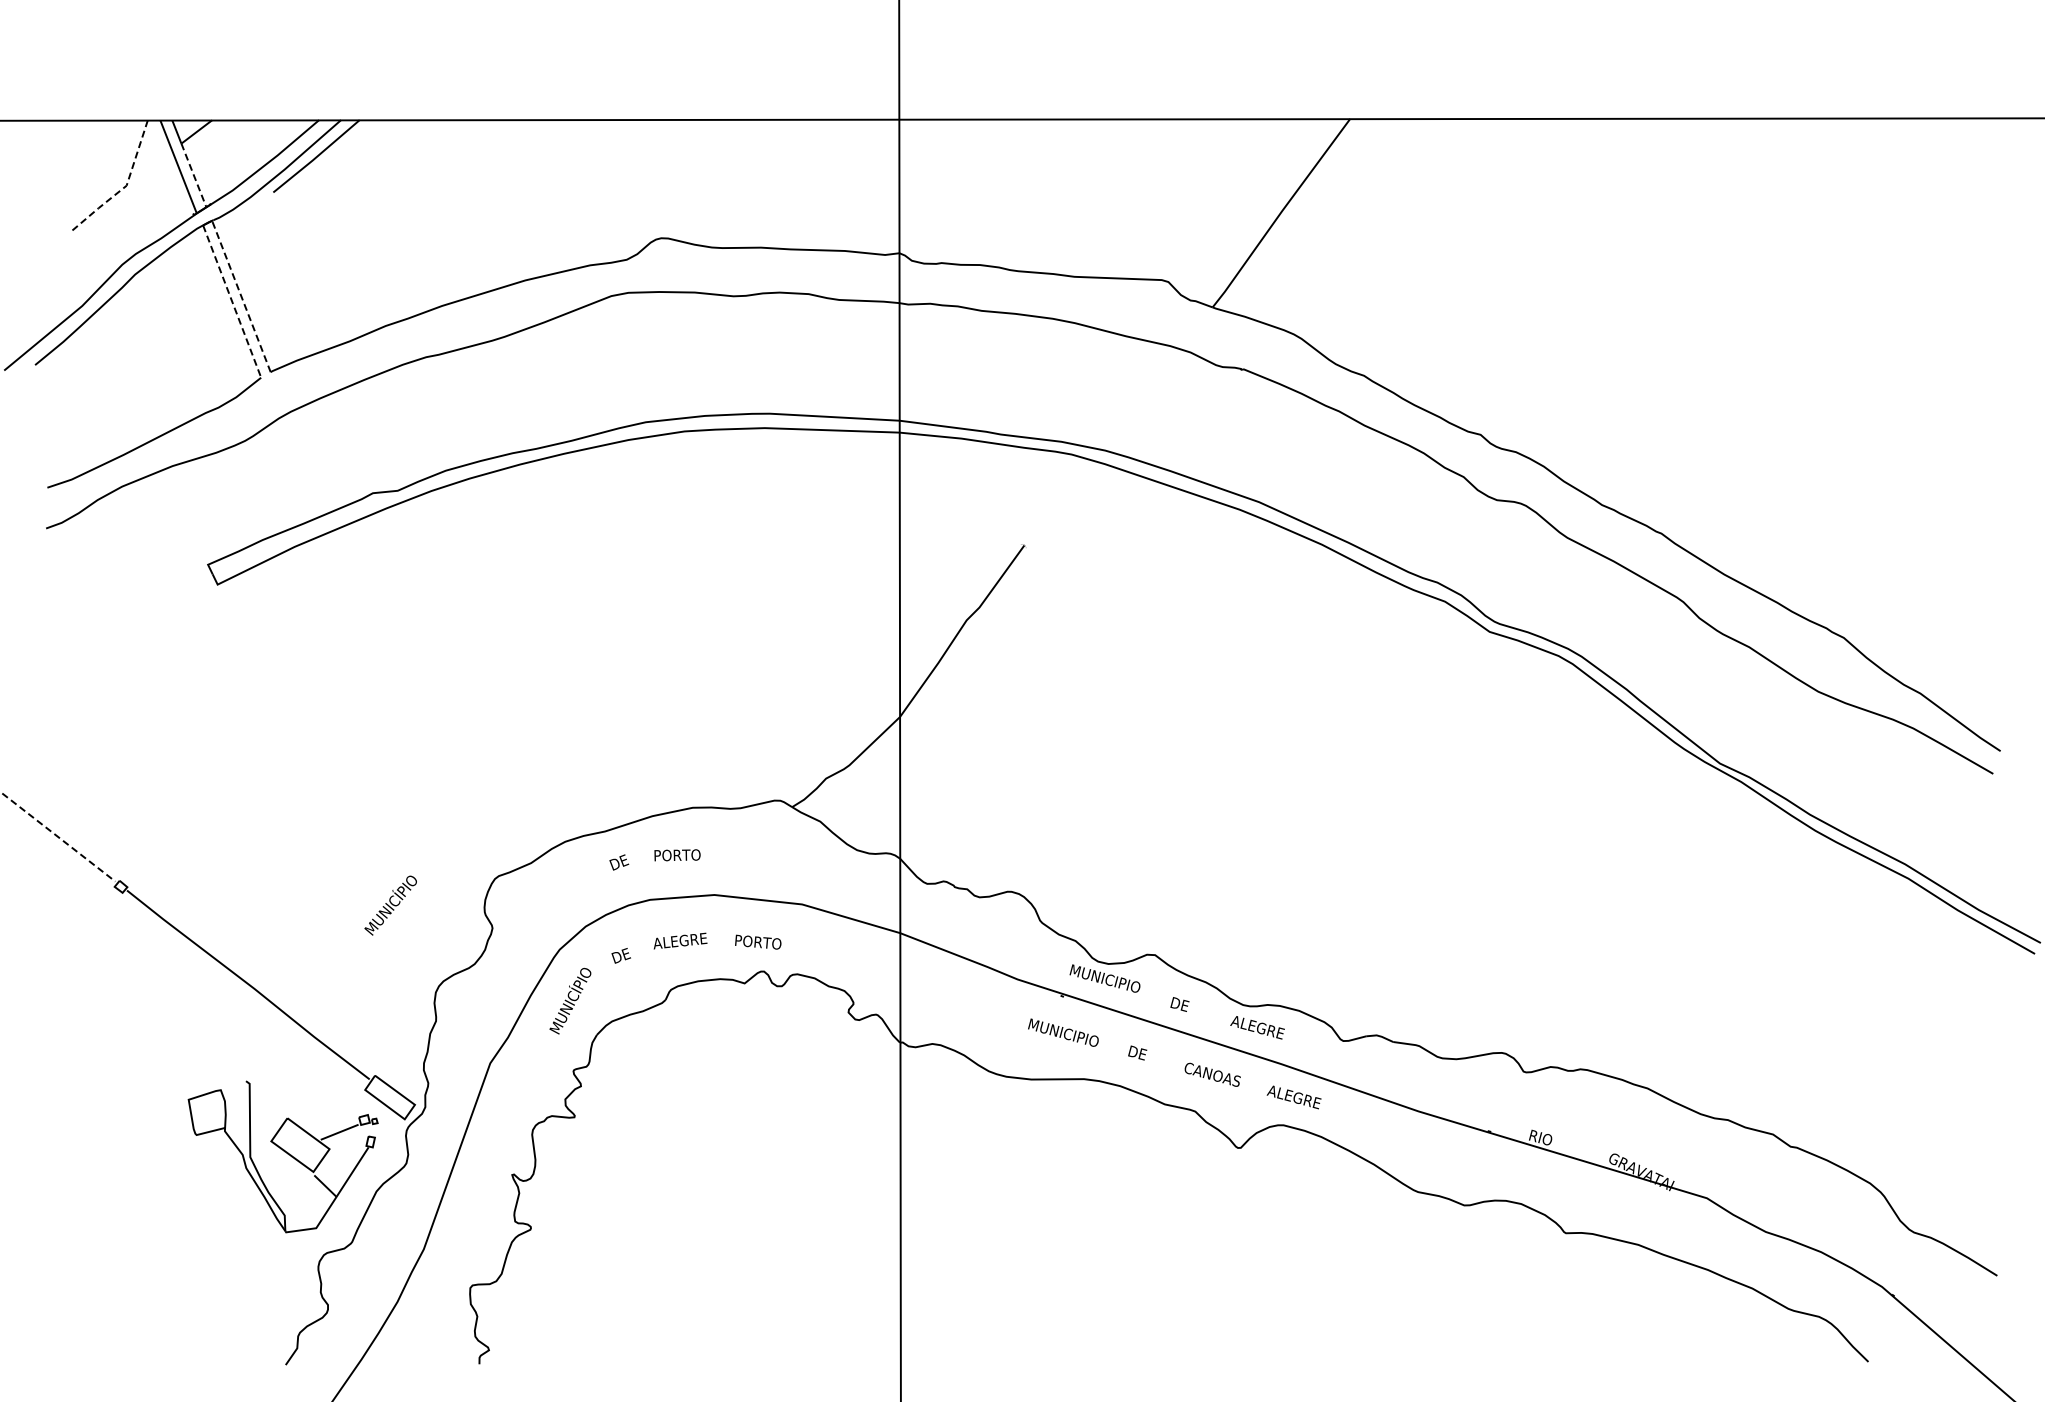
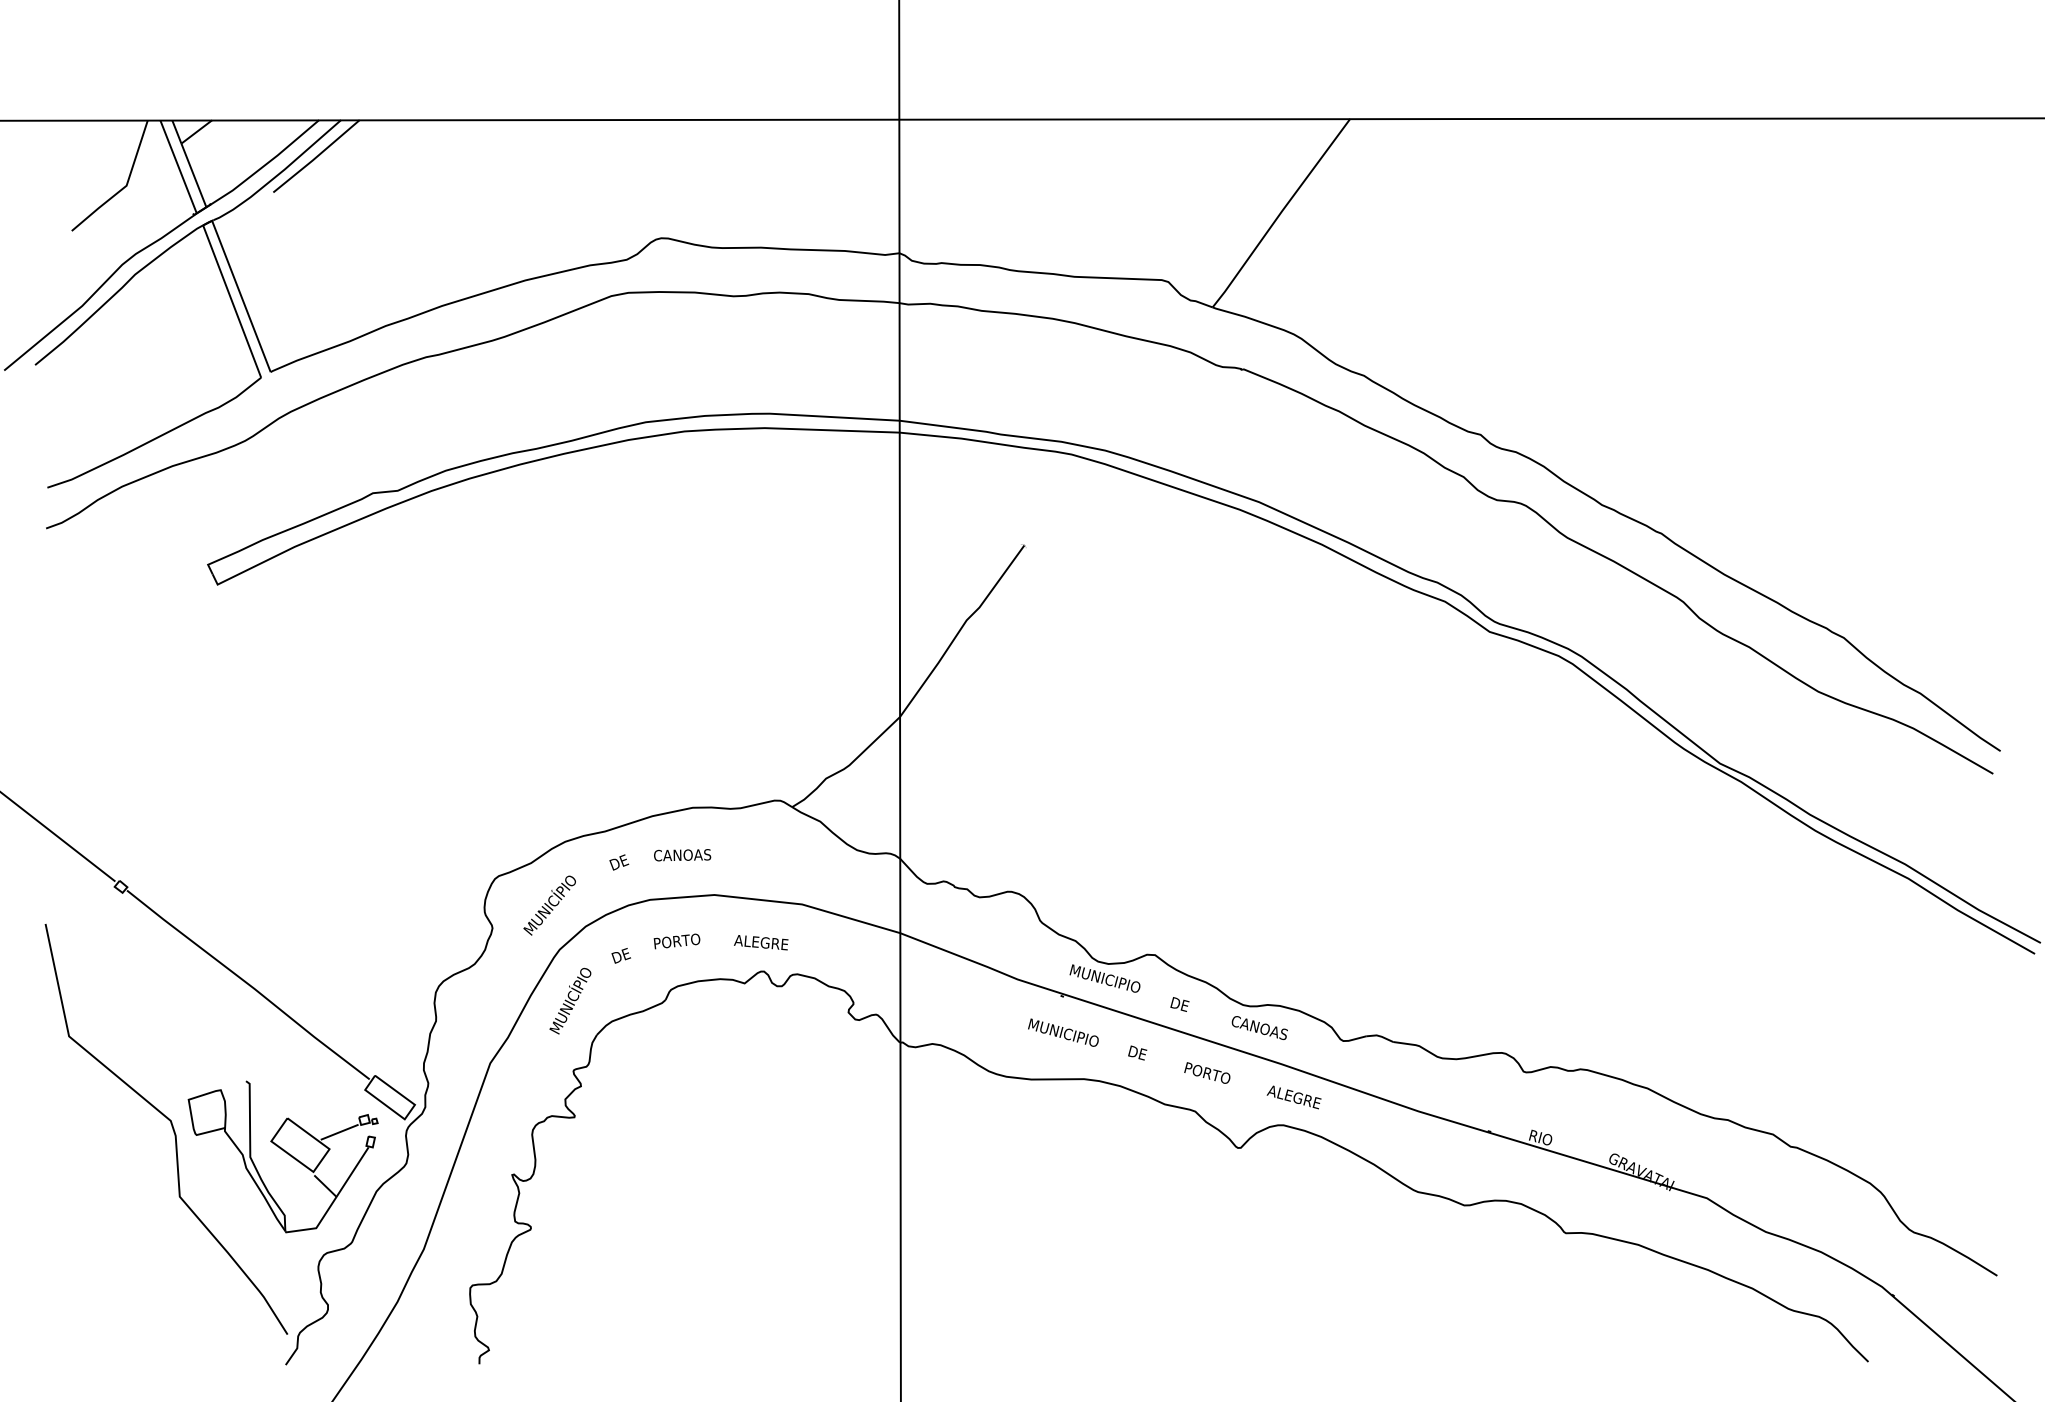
line: dashed -> solid (194, 175)
line: dashed -> solid (125, 187)
line: dashed -> solid (241, 296)
line: dashed -> solid (232, 301)
line: dashed -> solid (58, 836)
text: PORTO -> CANOAS (682, 855)
text position: (390, 905) -> (549, 905) (549, 905)
text: ALEGRE -> PORTO (680, 940)
text: PORTO -> ALEGRE (760, 942)
text: ALEGRE -> CANOAS (1258, 1028)
text: CANOAS -> PORTO (1212, 1074)
curve: none -> present (171, 1126)
